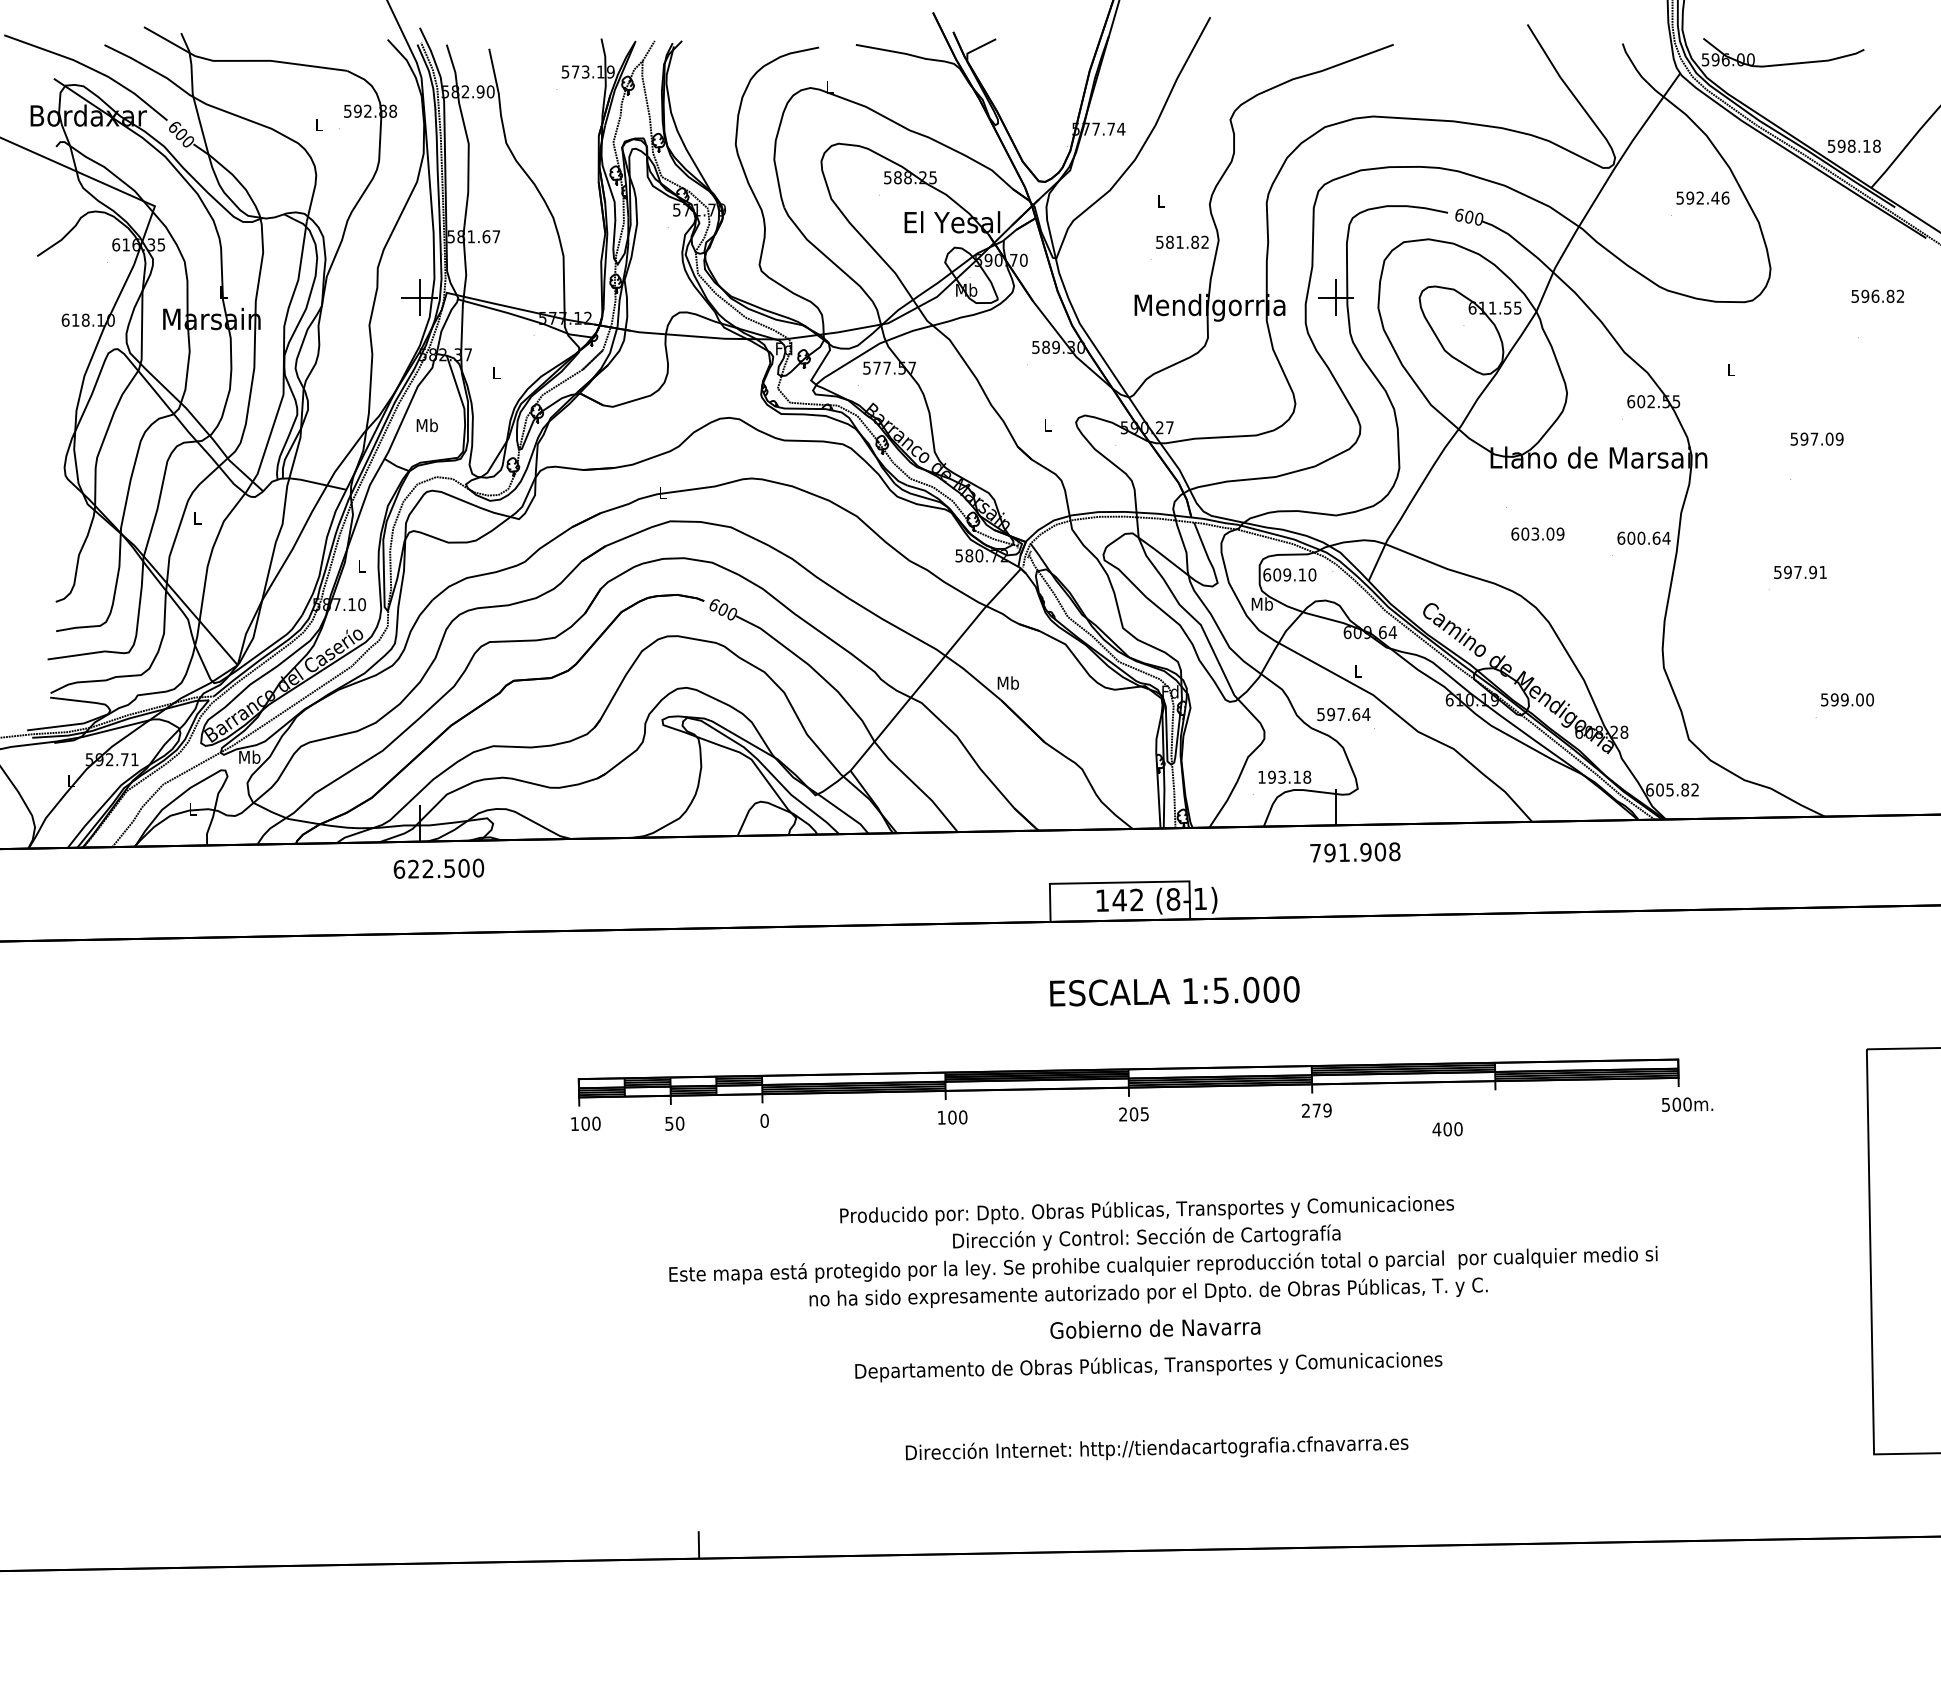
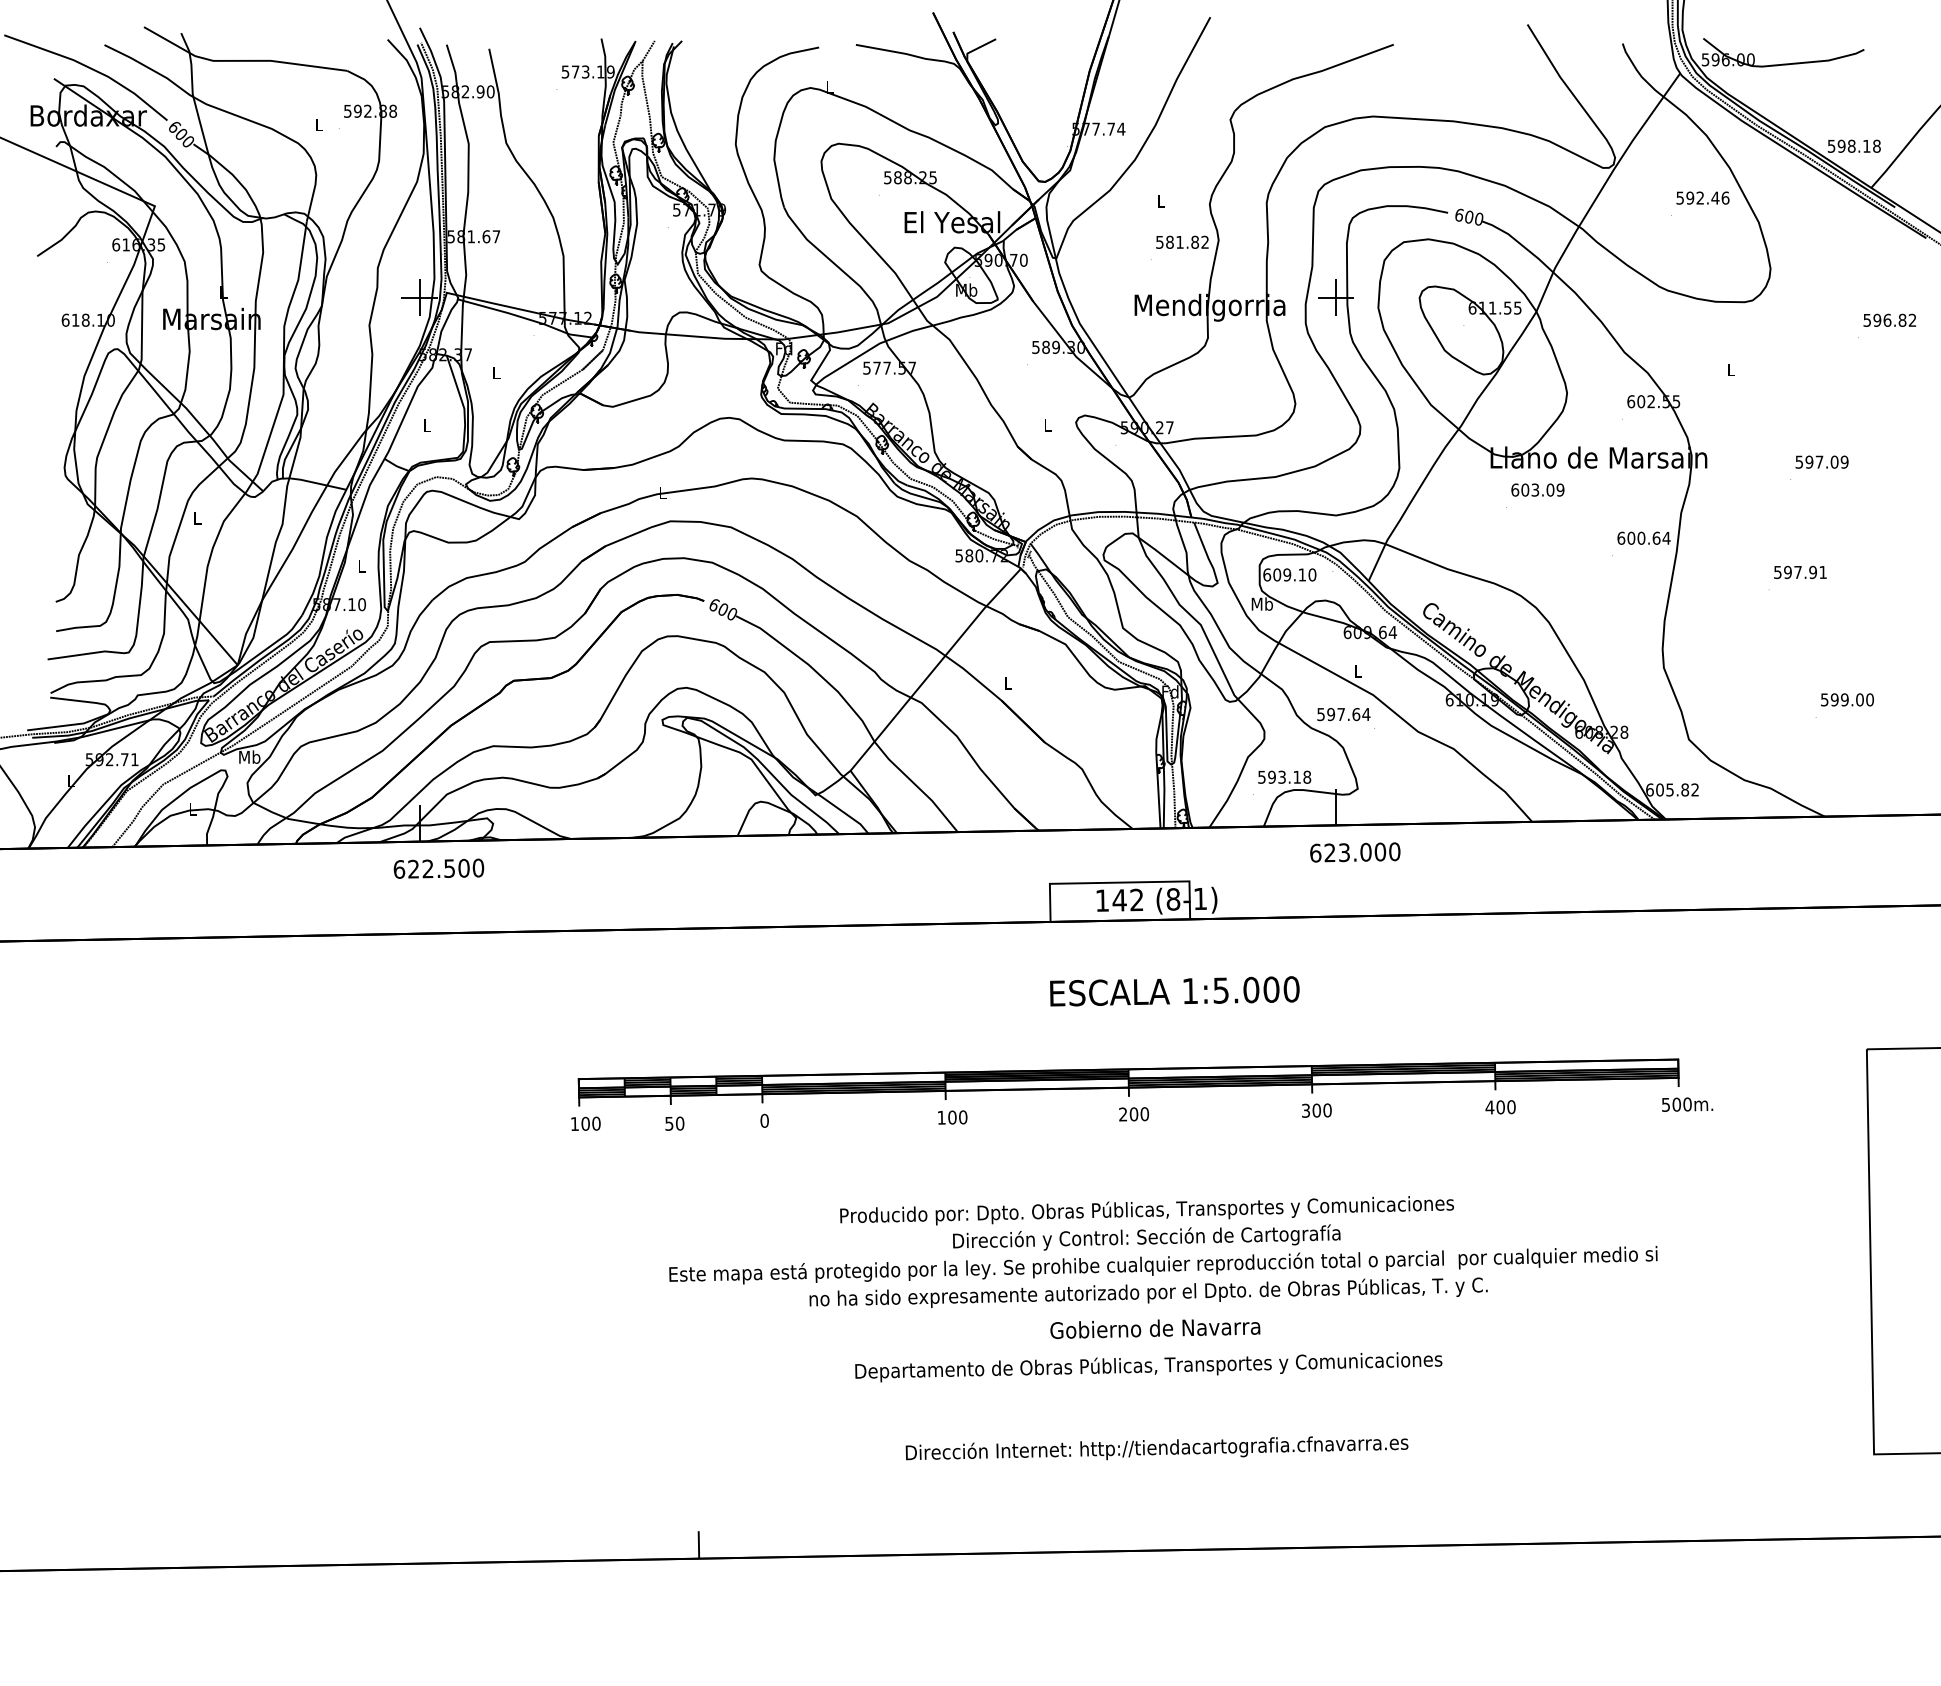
text position: (1877, 295) -> (1889, 319) (1889, 319)
text: Mb -> L (426, 425)
text position: (1816, 438) -> (1821, 461) (1821, 461)
text position: (1537, 533) -> (1537, 489) (1537, 489)
text: Mb -> L (1007, 682)
text: 193.18 -> 593.18 (1261, 776)
text: 791.908 -> 623.000 (1355, 852)
text: 279 -> 300 (1316, 1110)
text: 205 -> 200 (1144, 1114)
text position: (1447, 1129) -> (1500, 1107) (1500, 1107)
